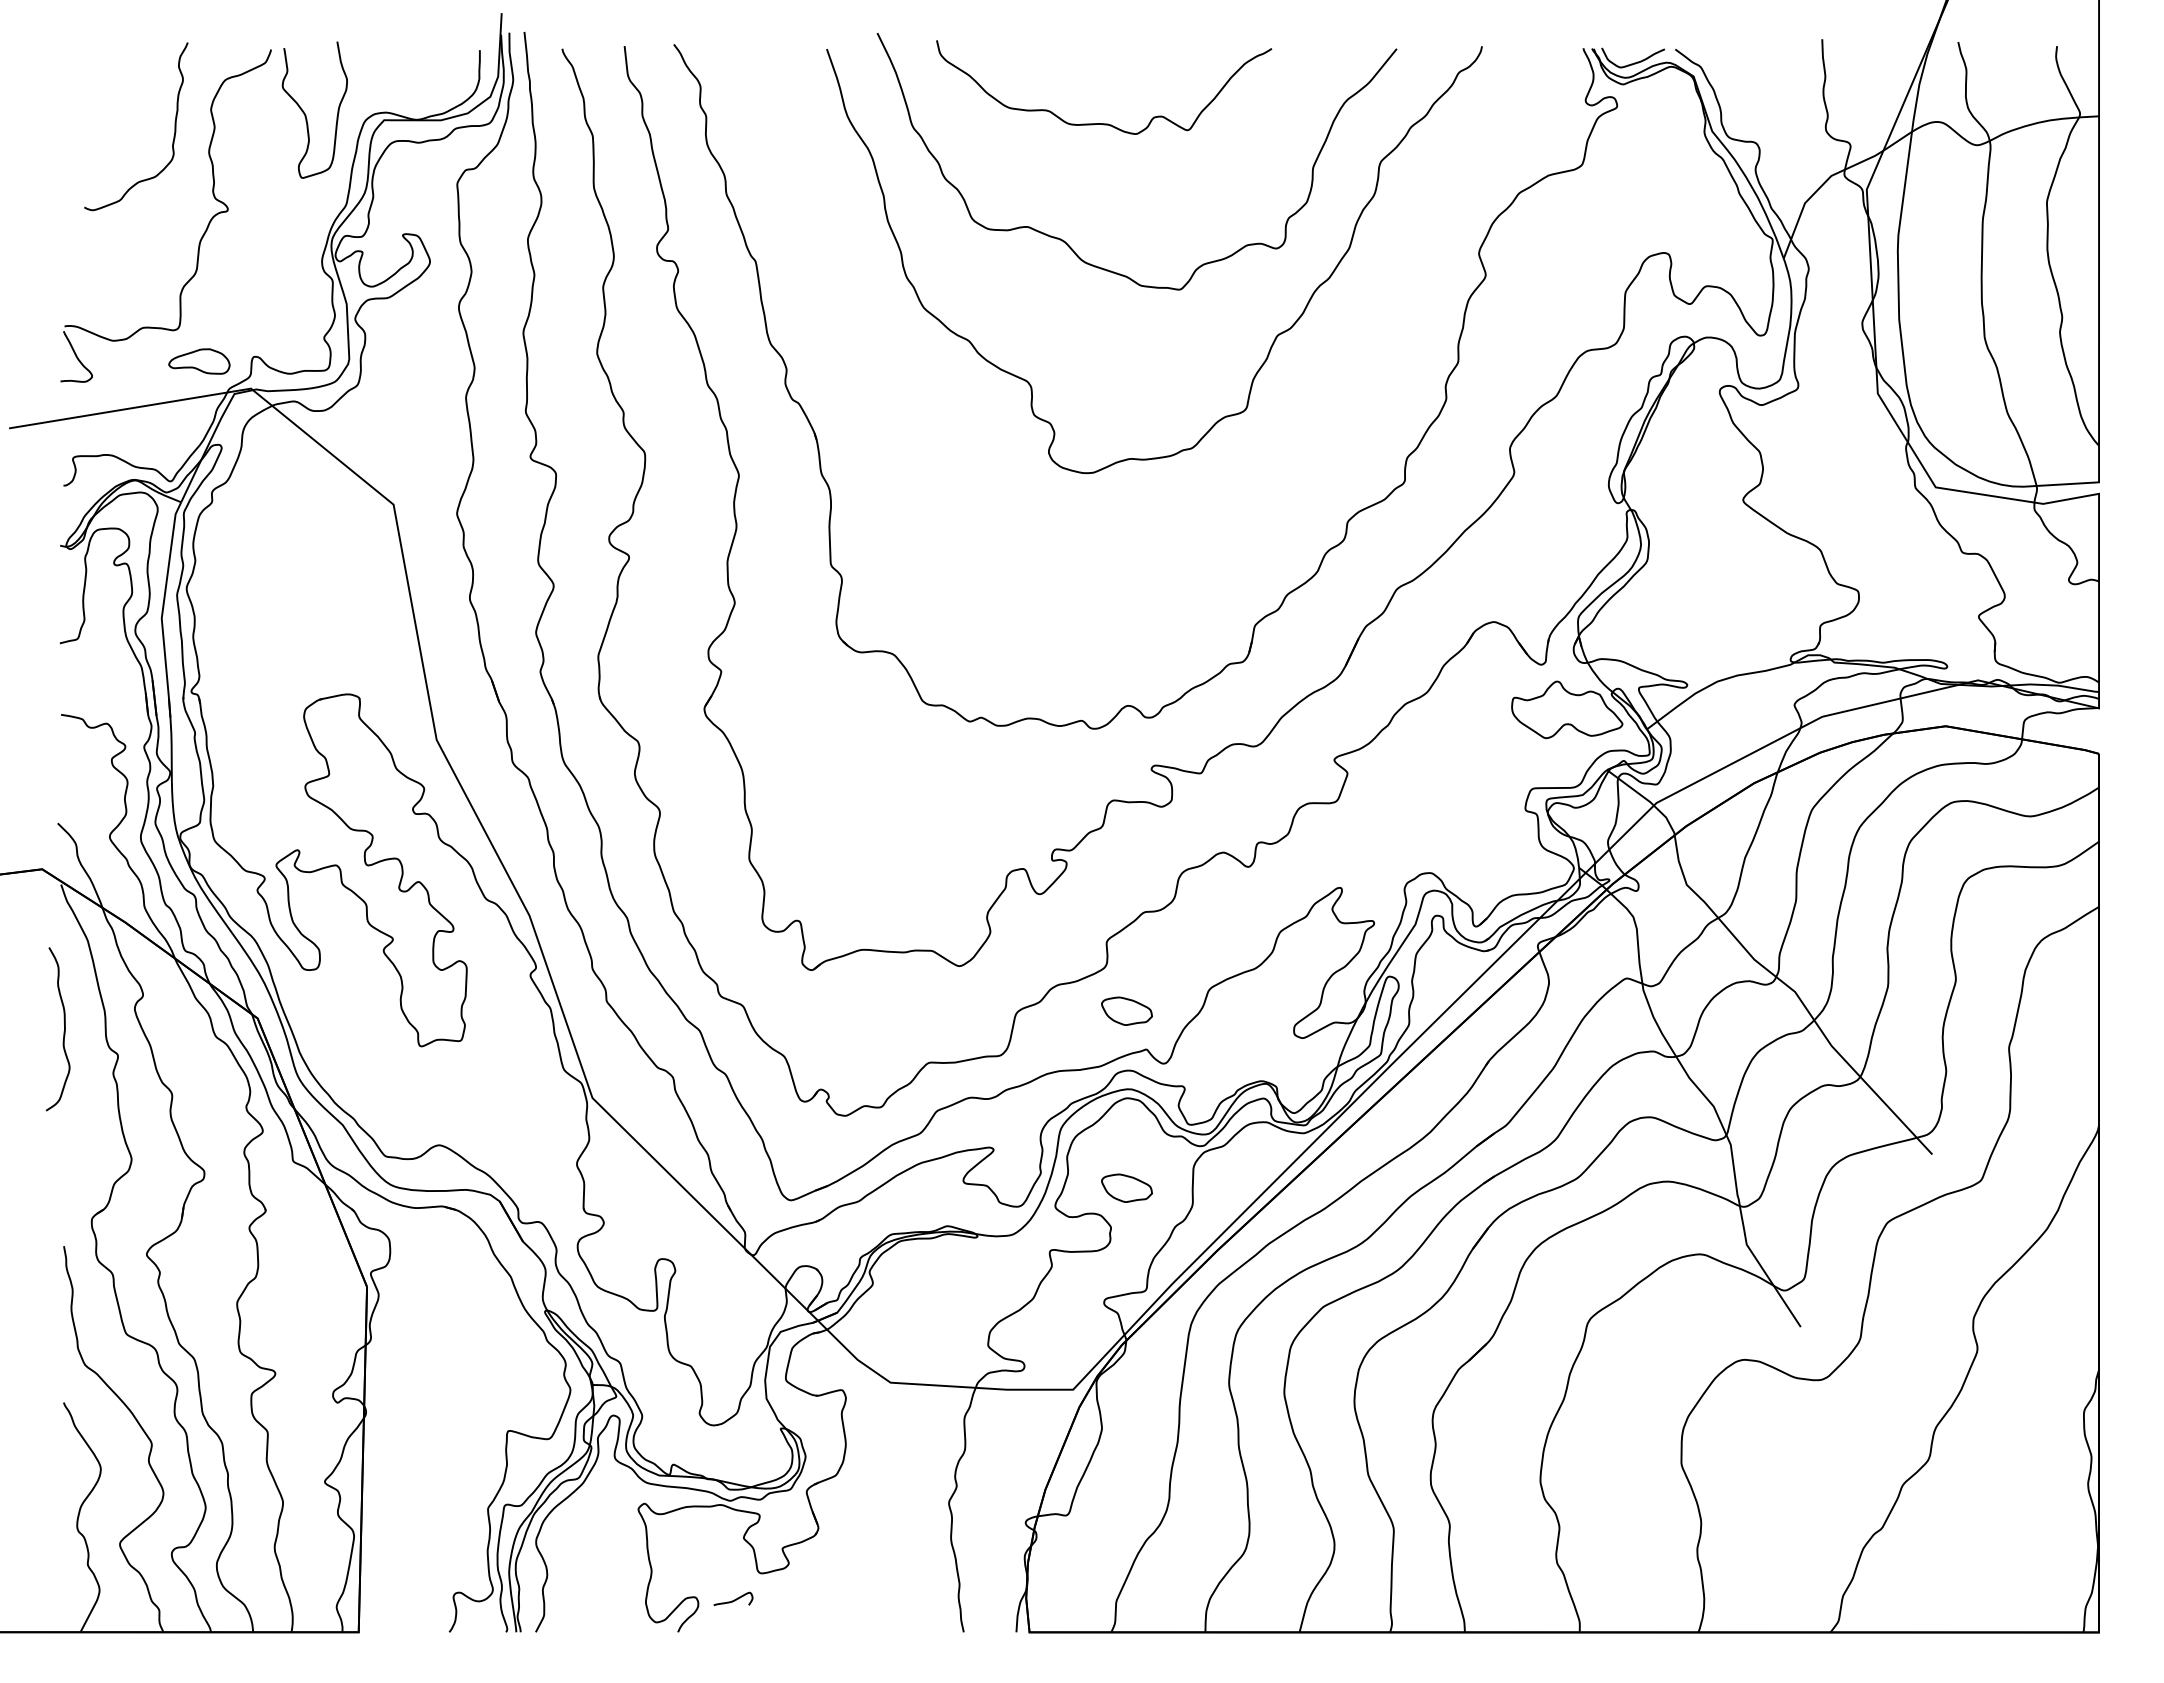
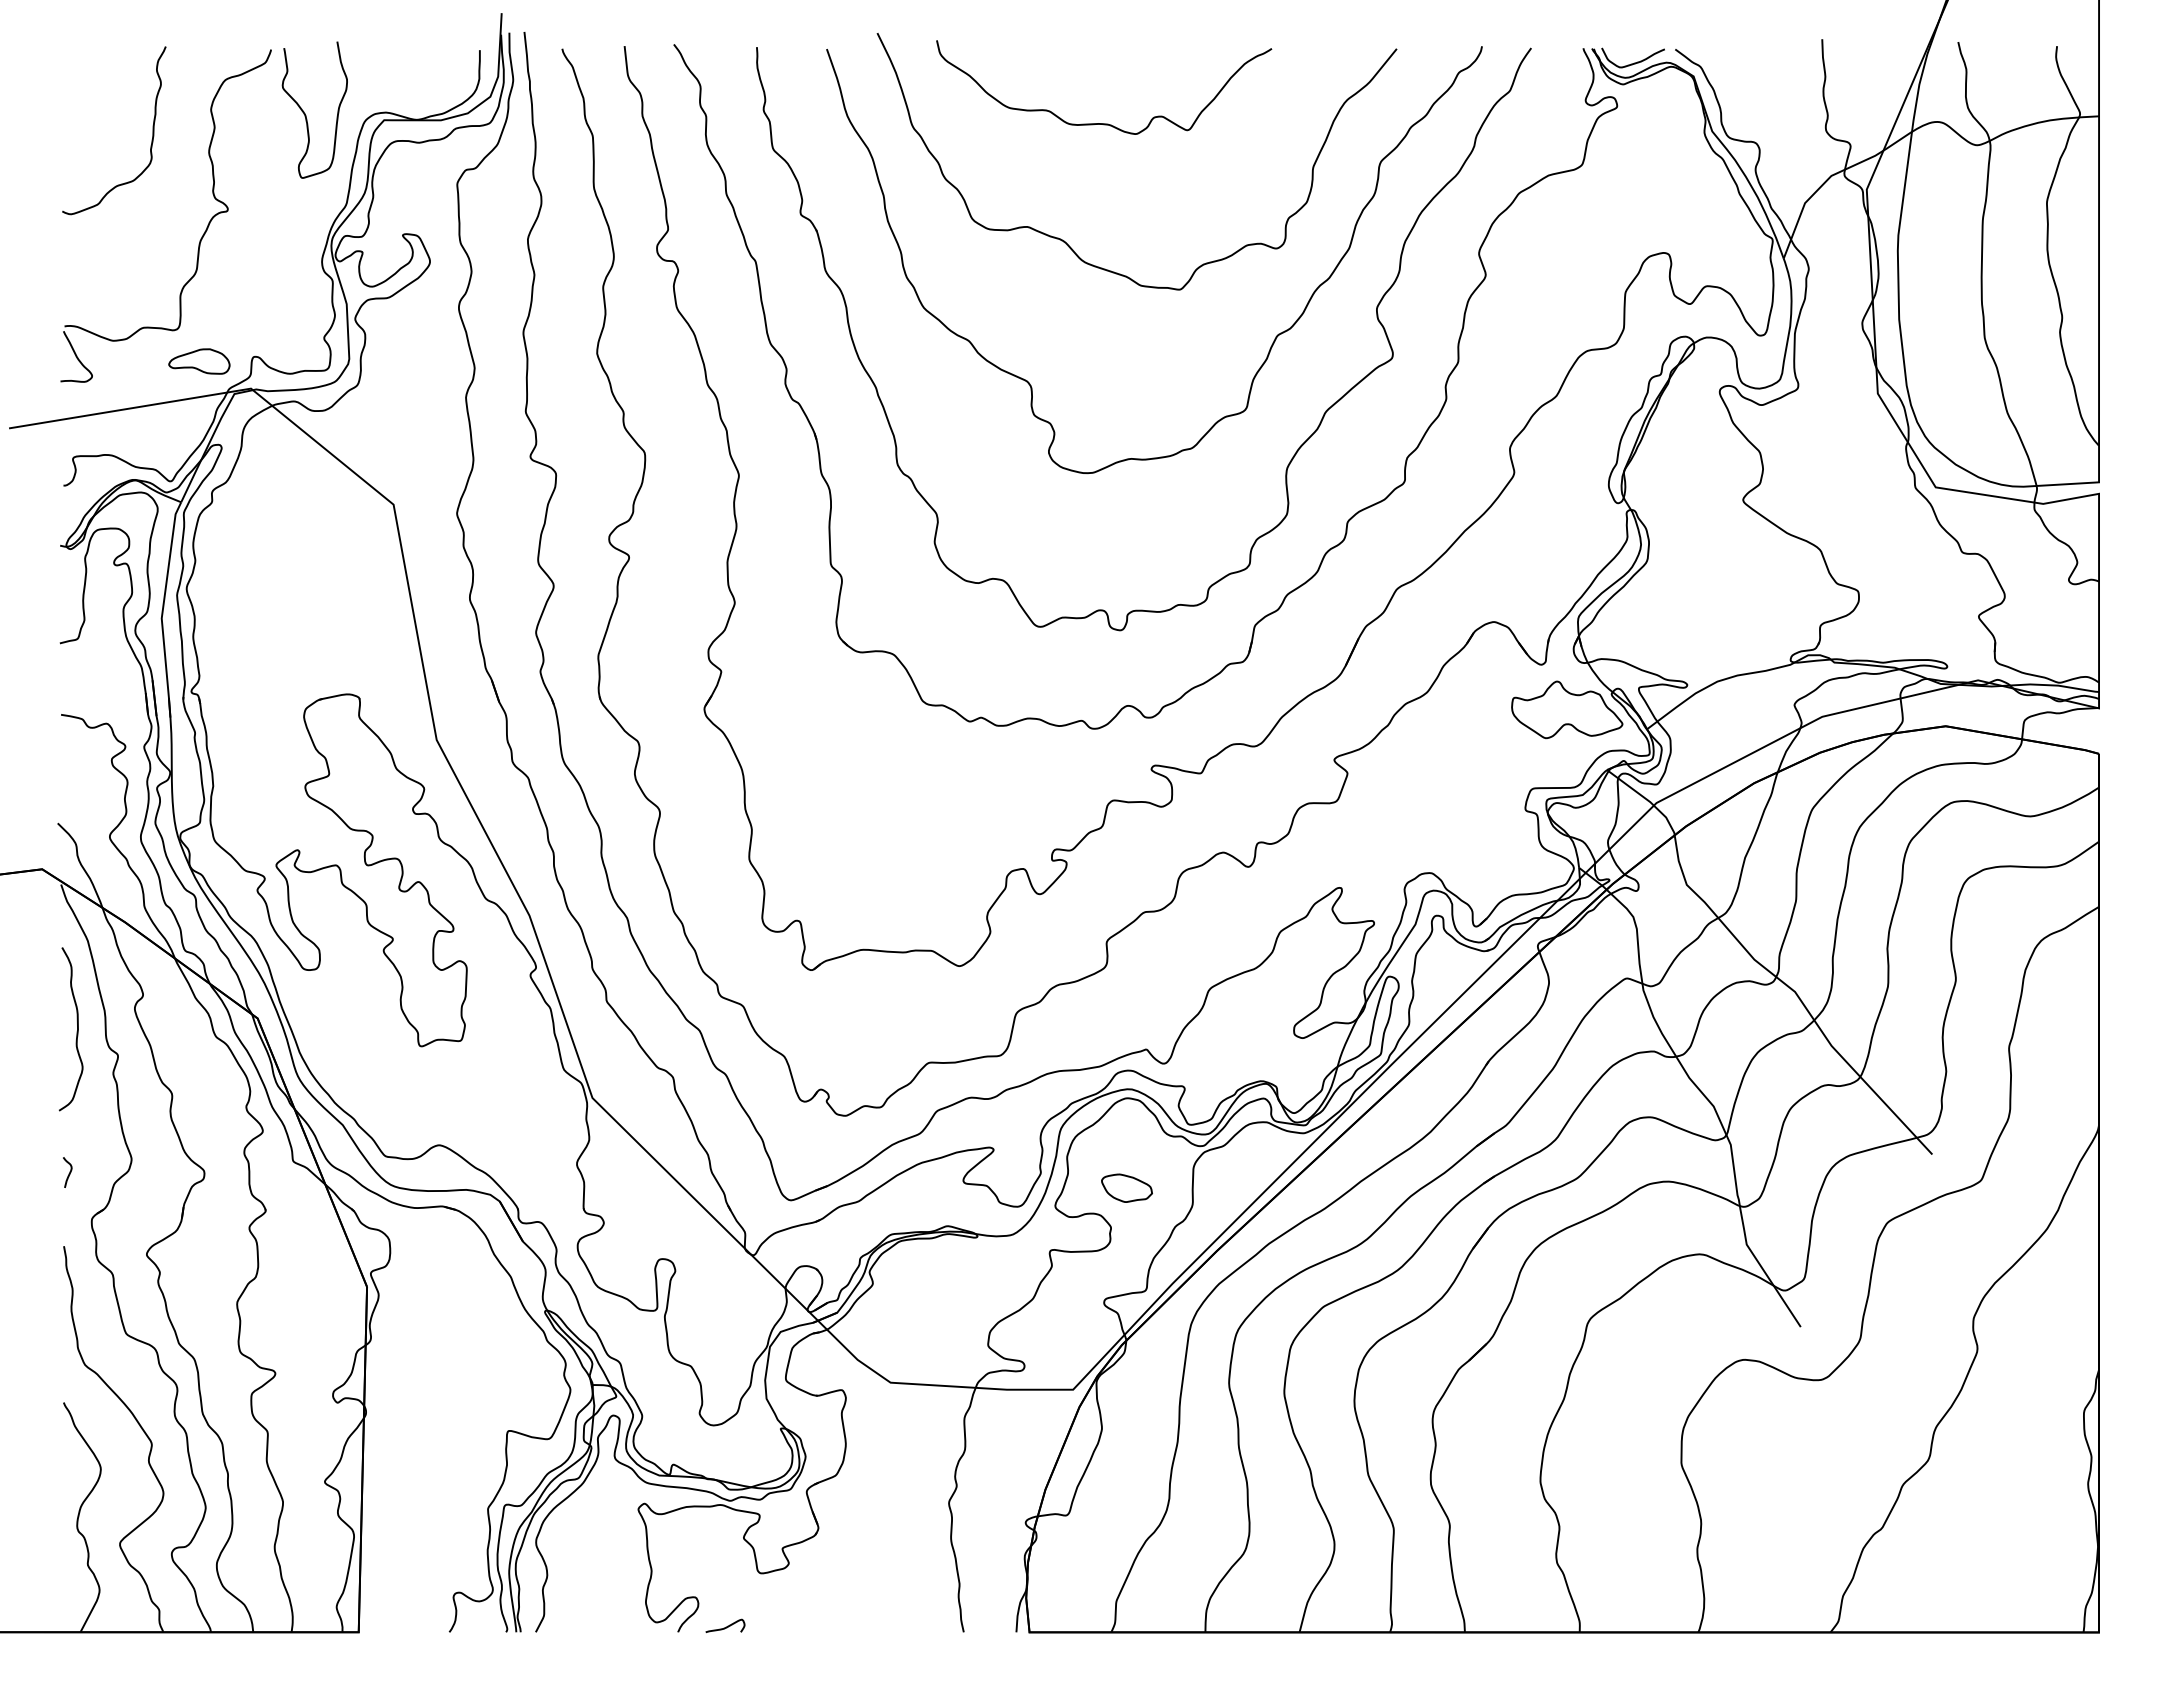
curve position: (174, 126) -> (152, 130) (152, 130)
part: none -> present (1298, 447)
part: present -> none (1126, 1010)
curve position: (63, 1031) -> (76, 1031) (76, 1031)
curve: none -> present (68, 1173)
curve position: (734, 1599) -> (726, 1626) (726, 1626)
